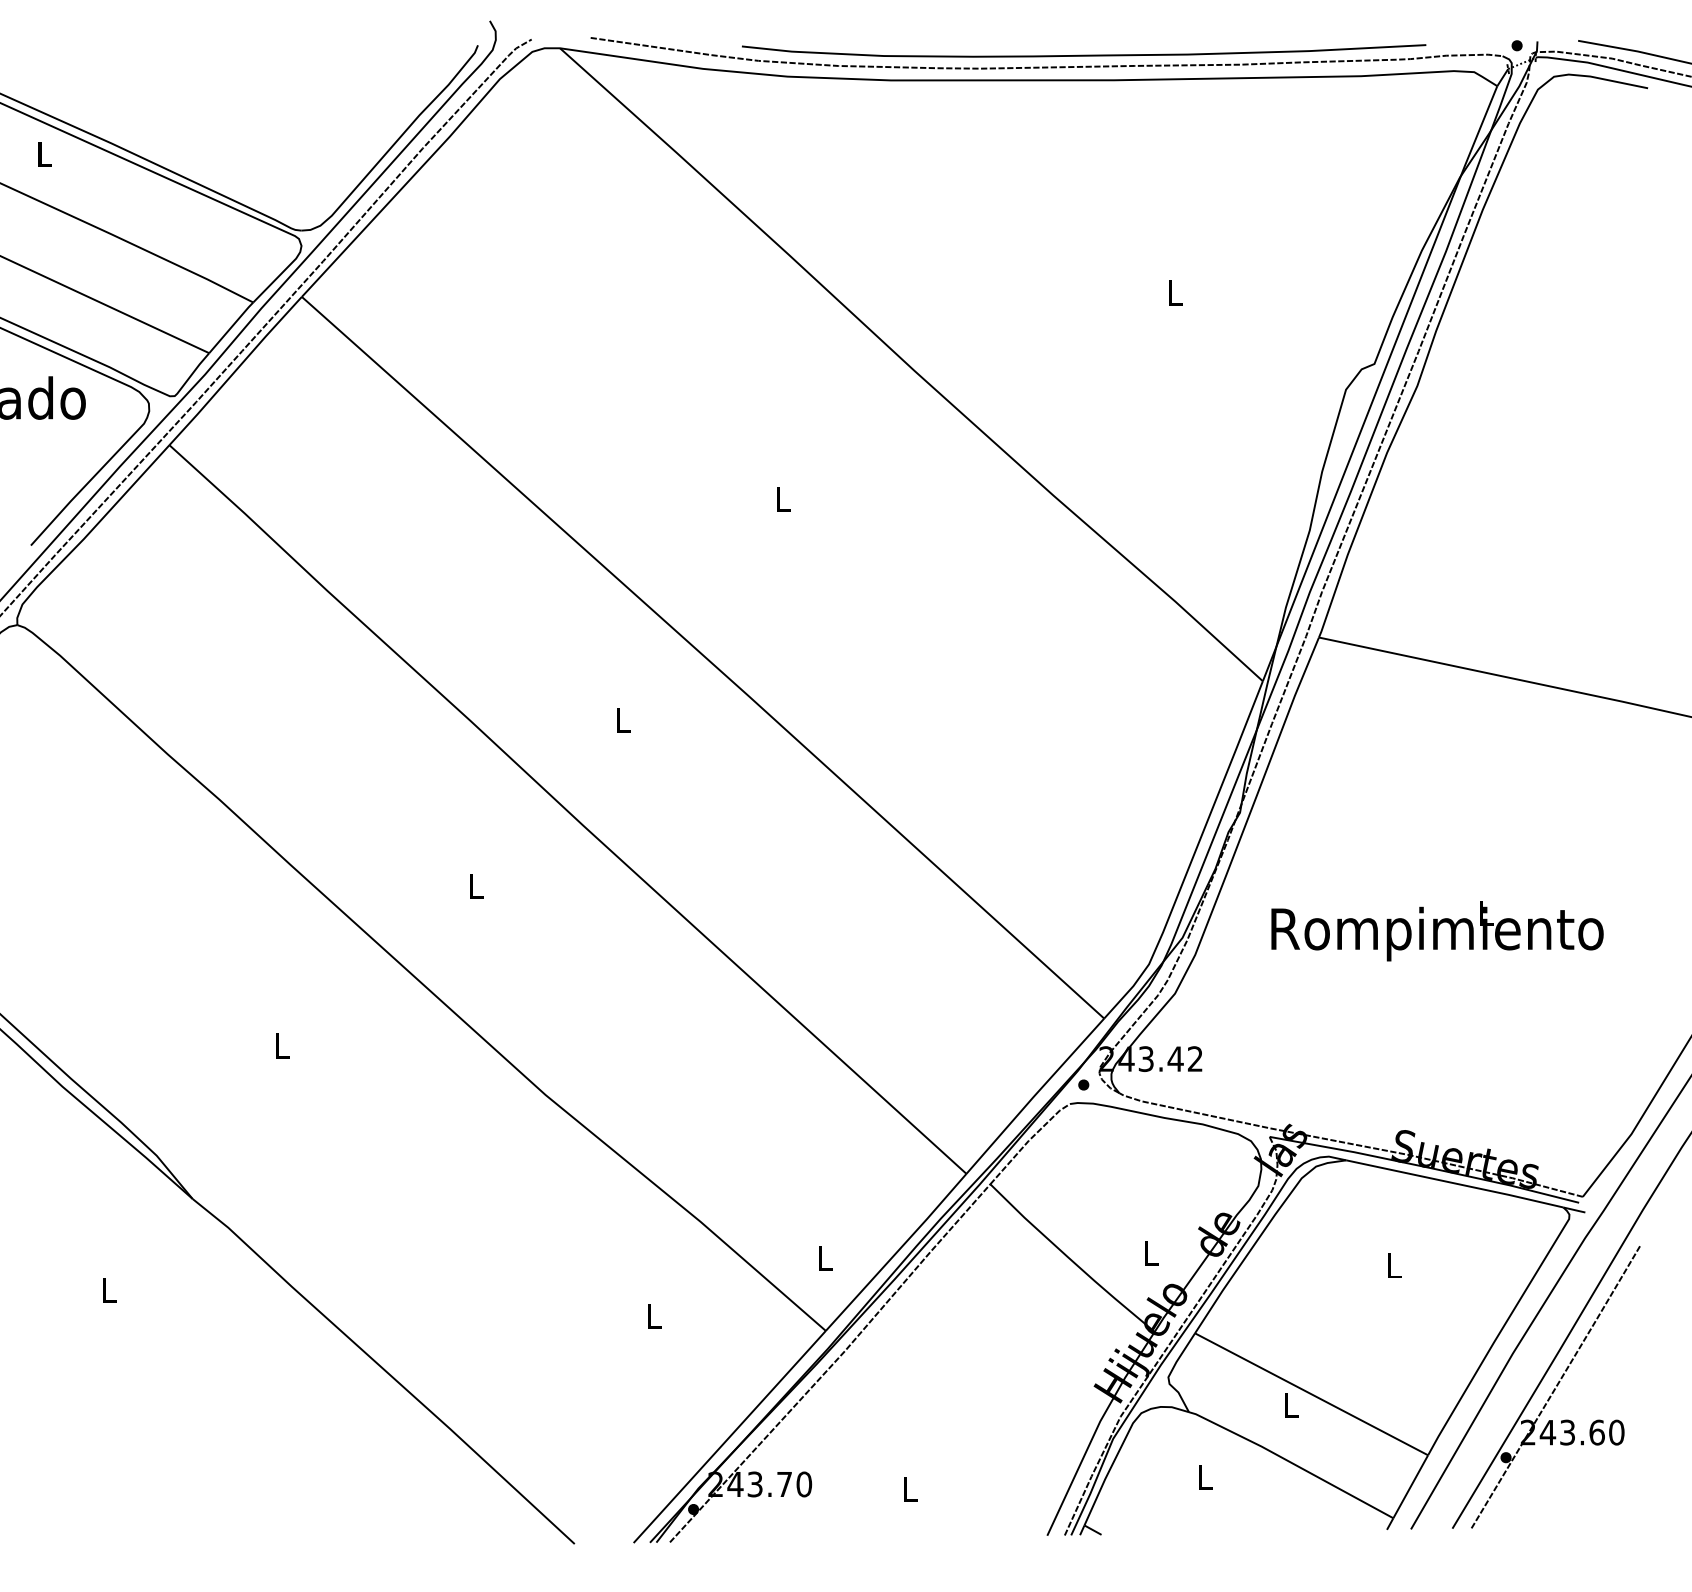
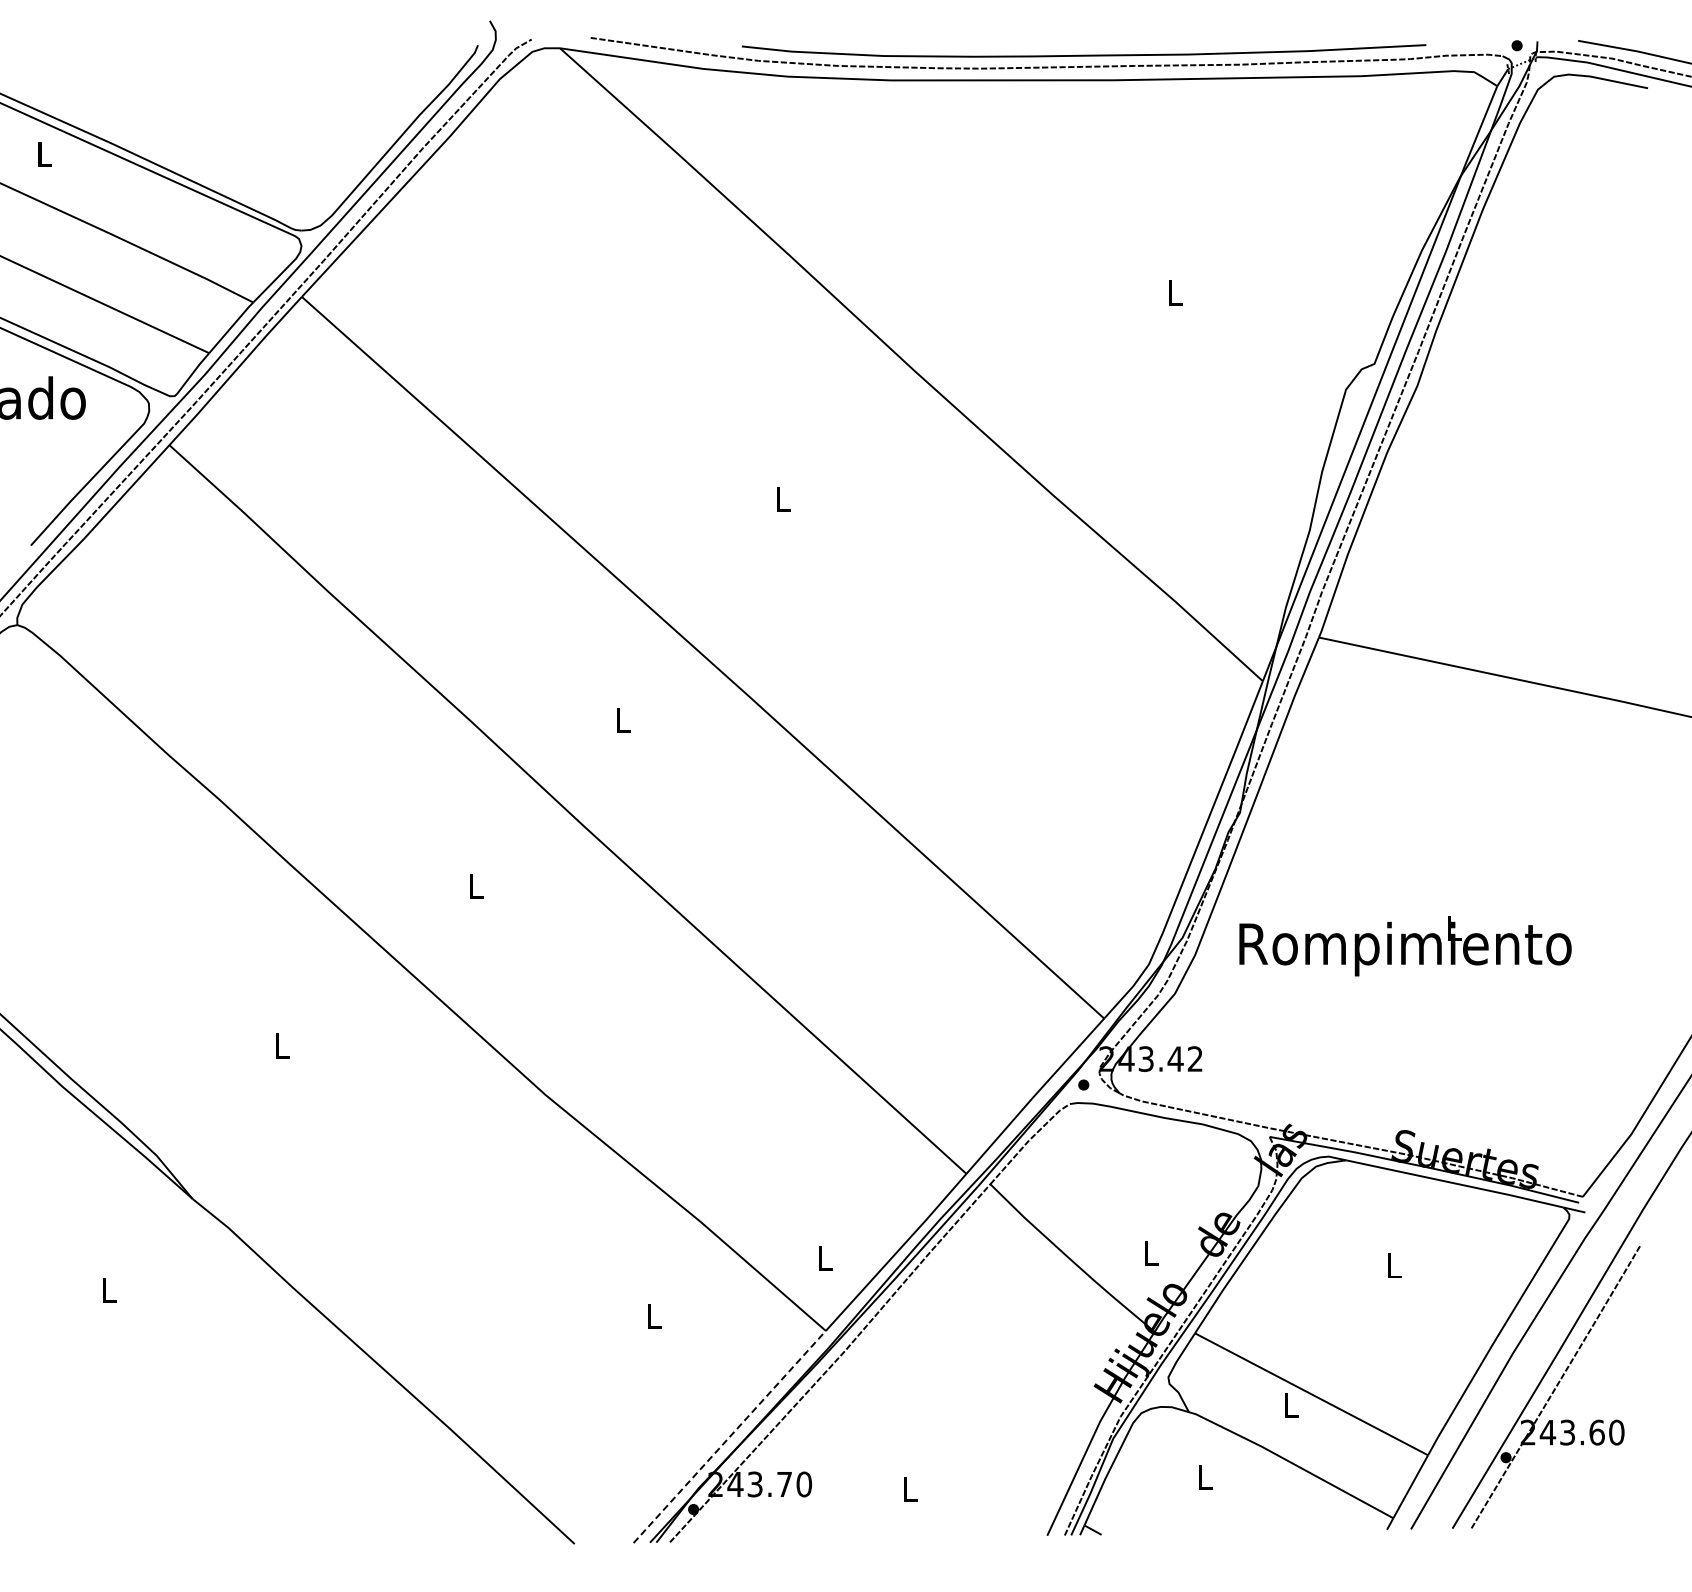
text position: (1437, 931) -> (1405, 946) (1405, 946)
line: solid -> dashed (730, 1436)
